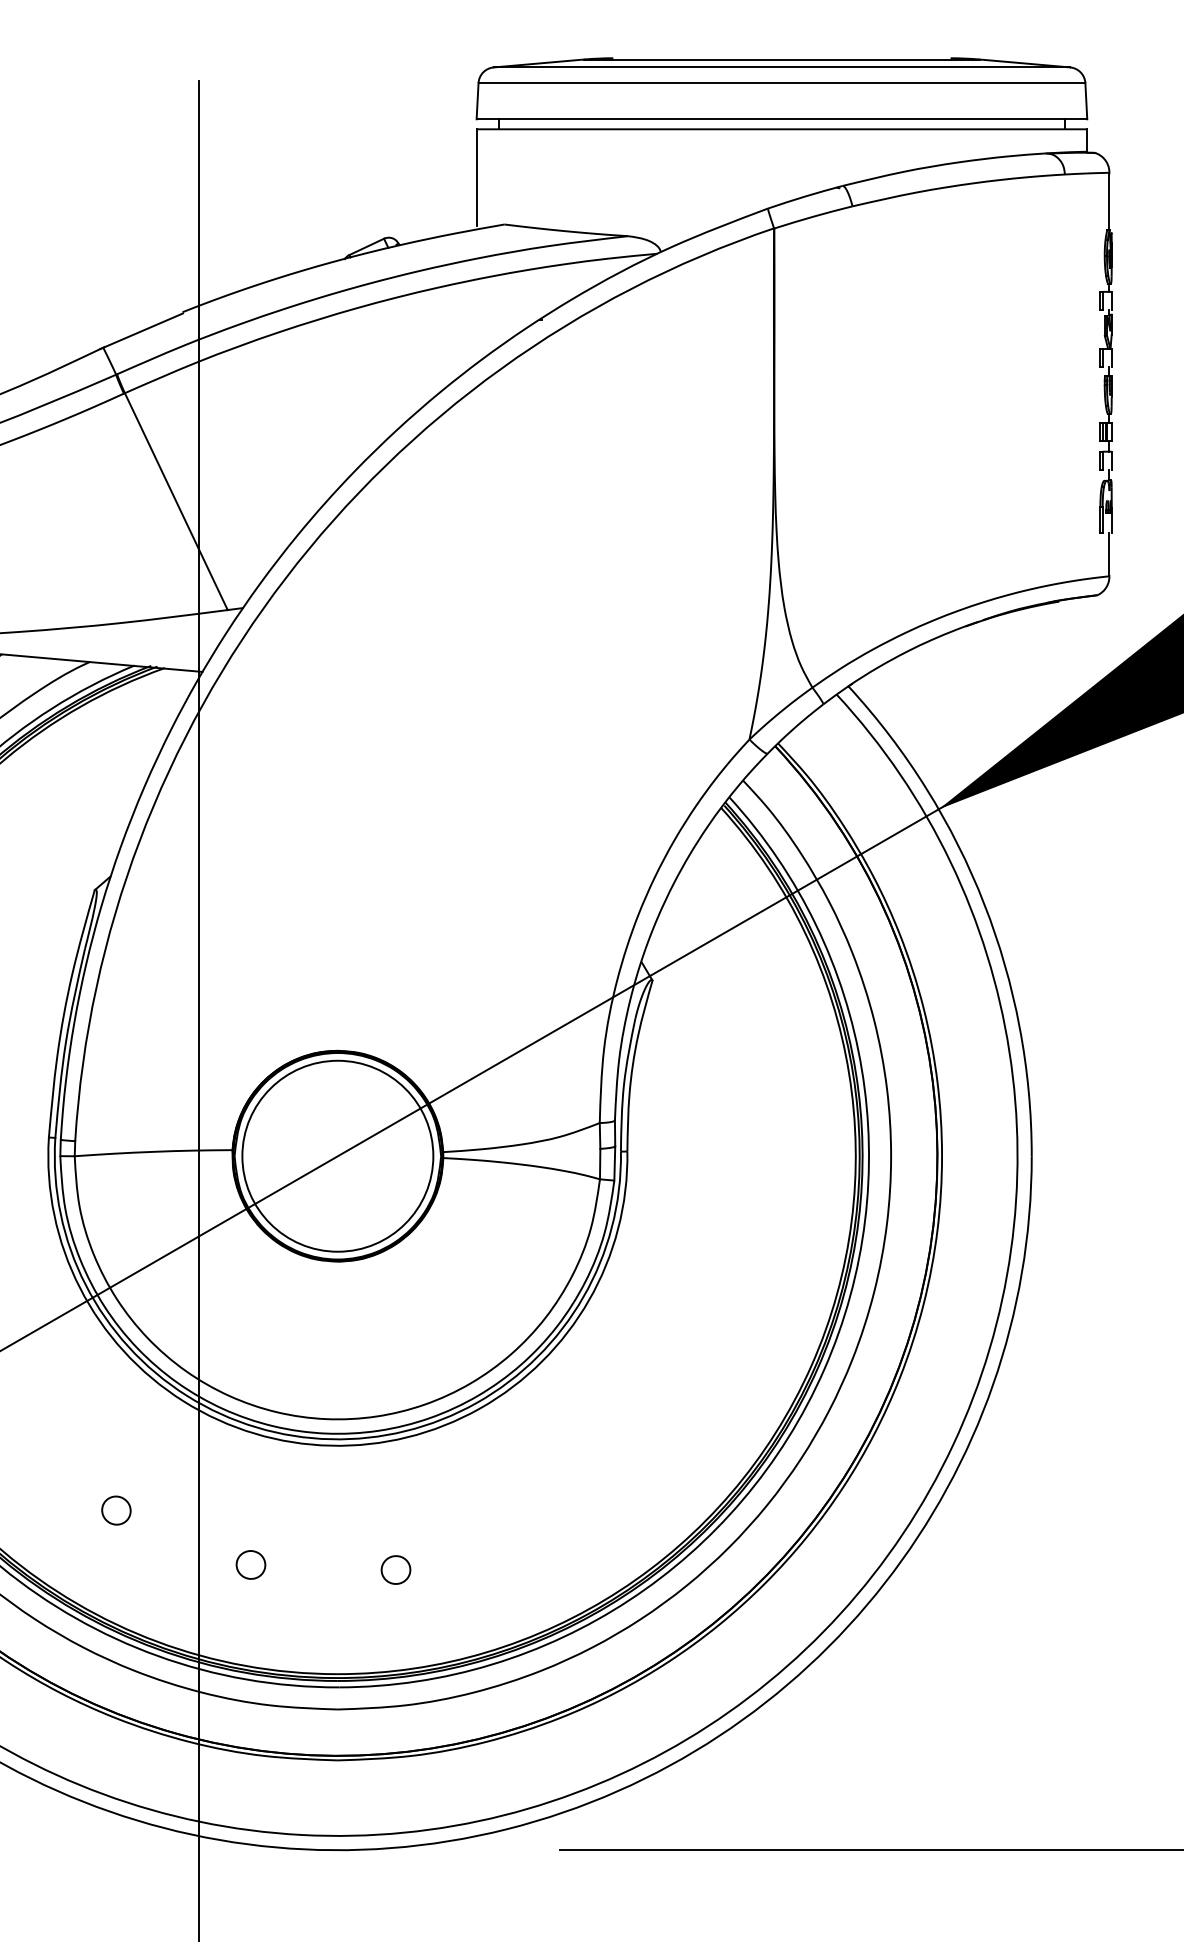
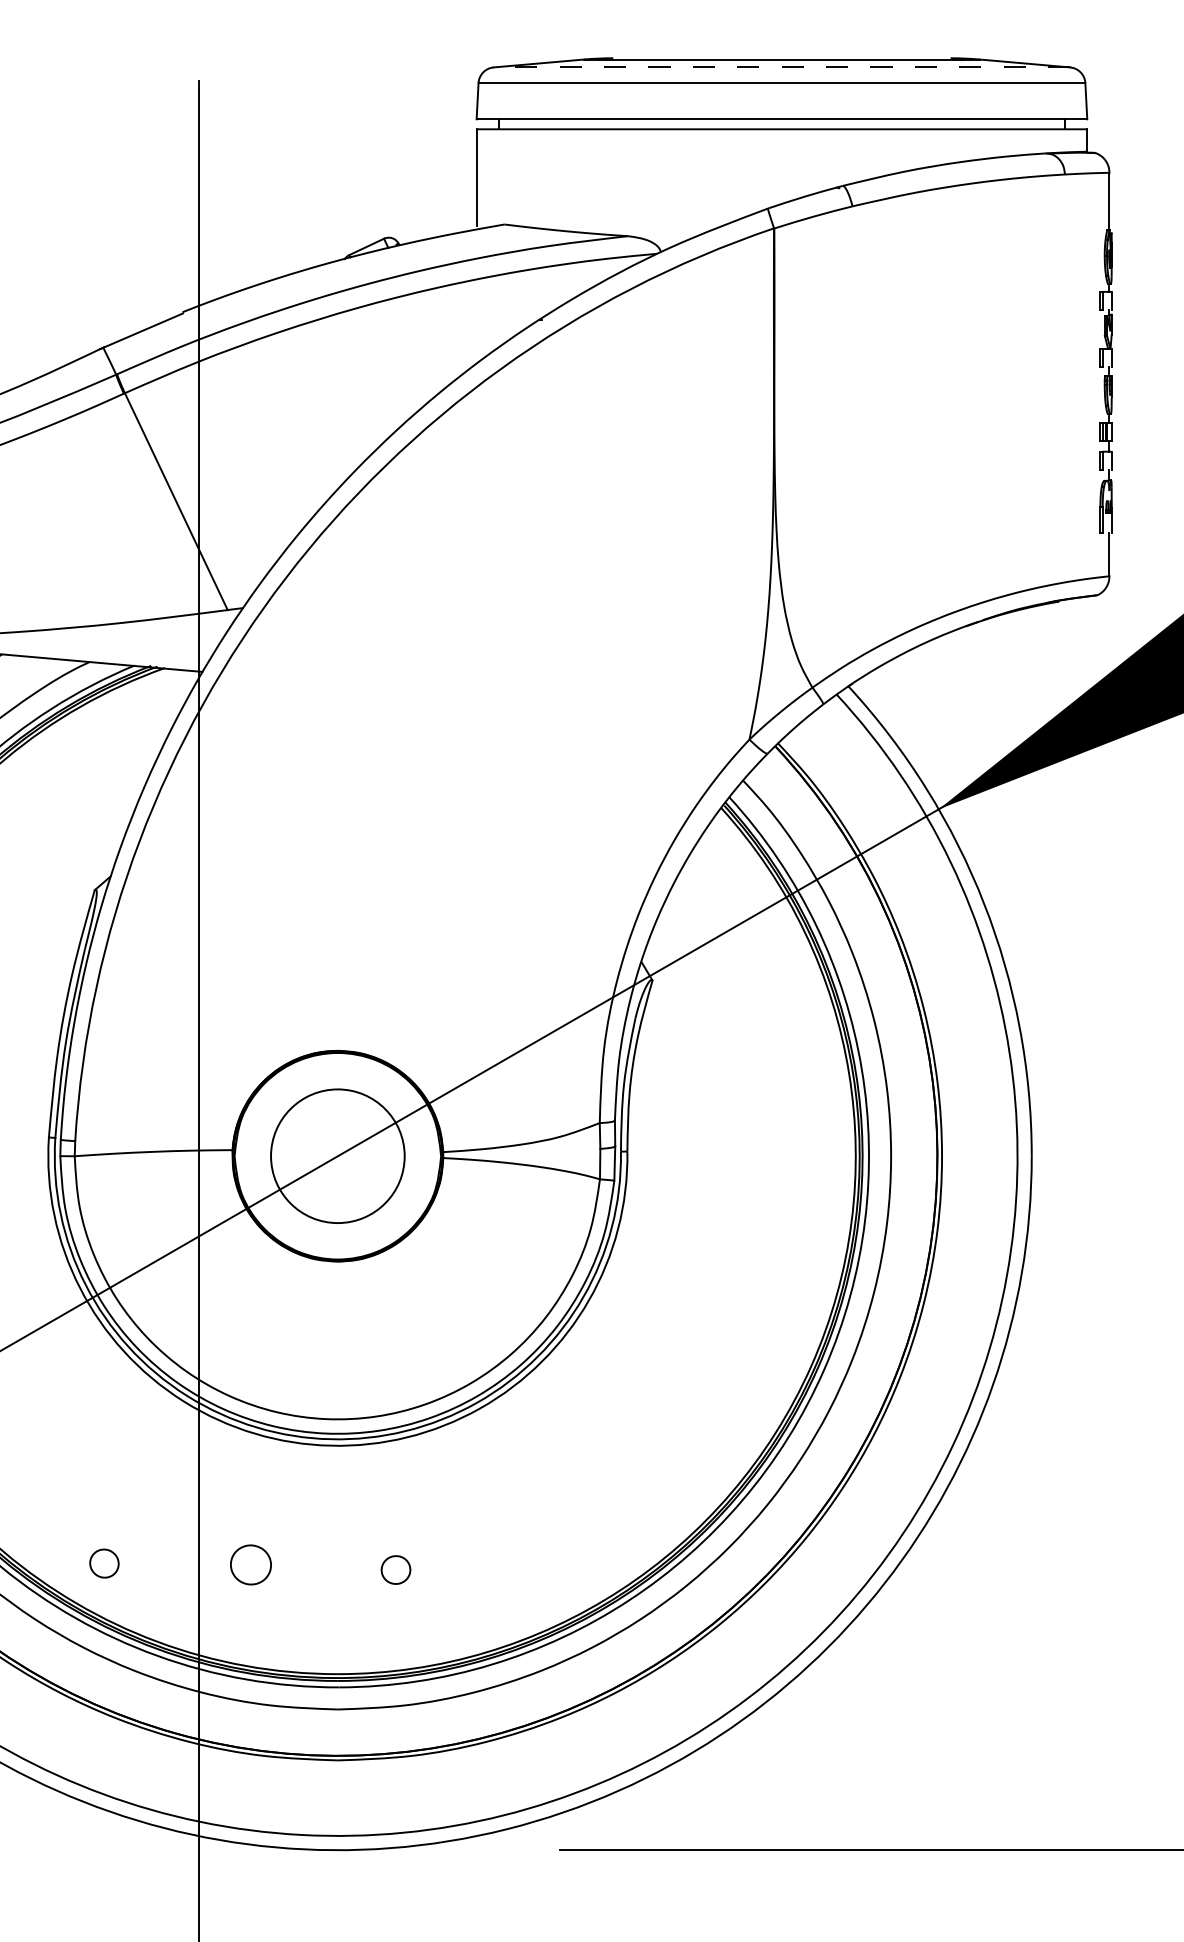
line: solid -> dashed (781, 67)
circle diameter: 191 px -> 134 px (337, 1156)
part position: (116, 1510) -> (104, 1563) (104, 1563)
part size: 32x30 px -> 42x42 px (250, 1564)
